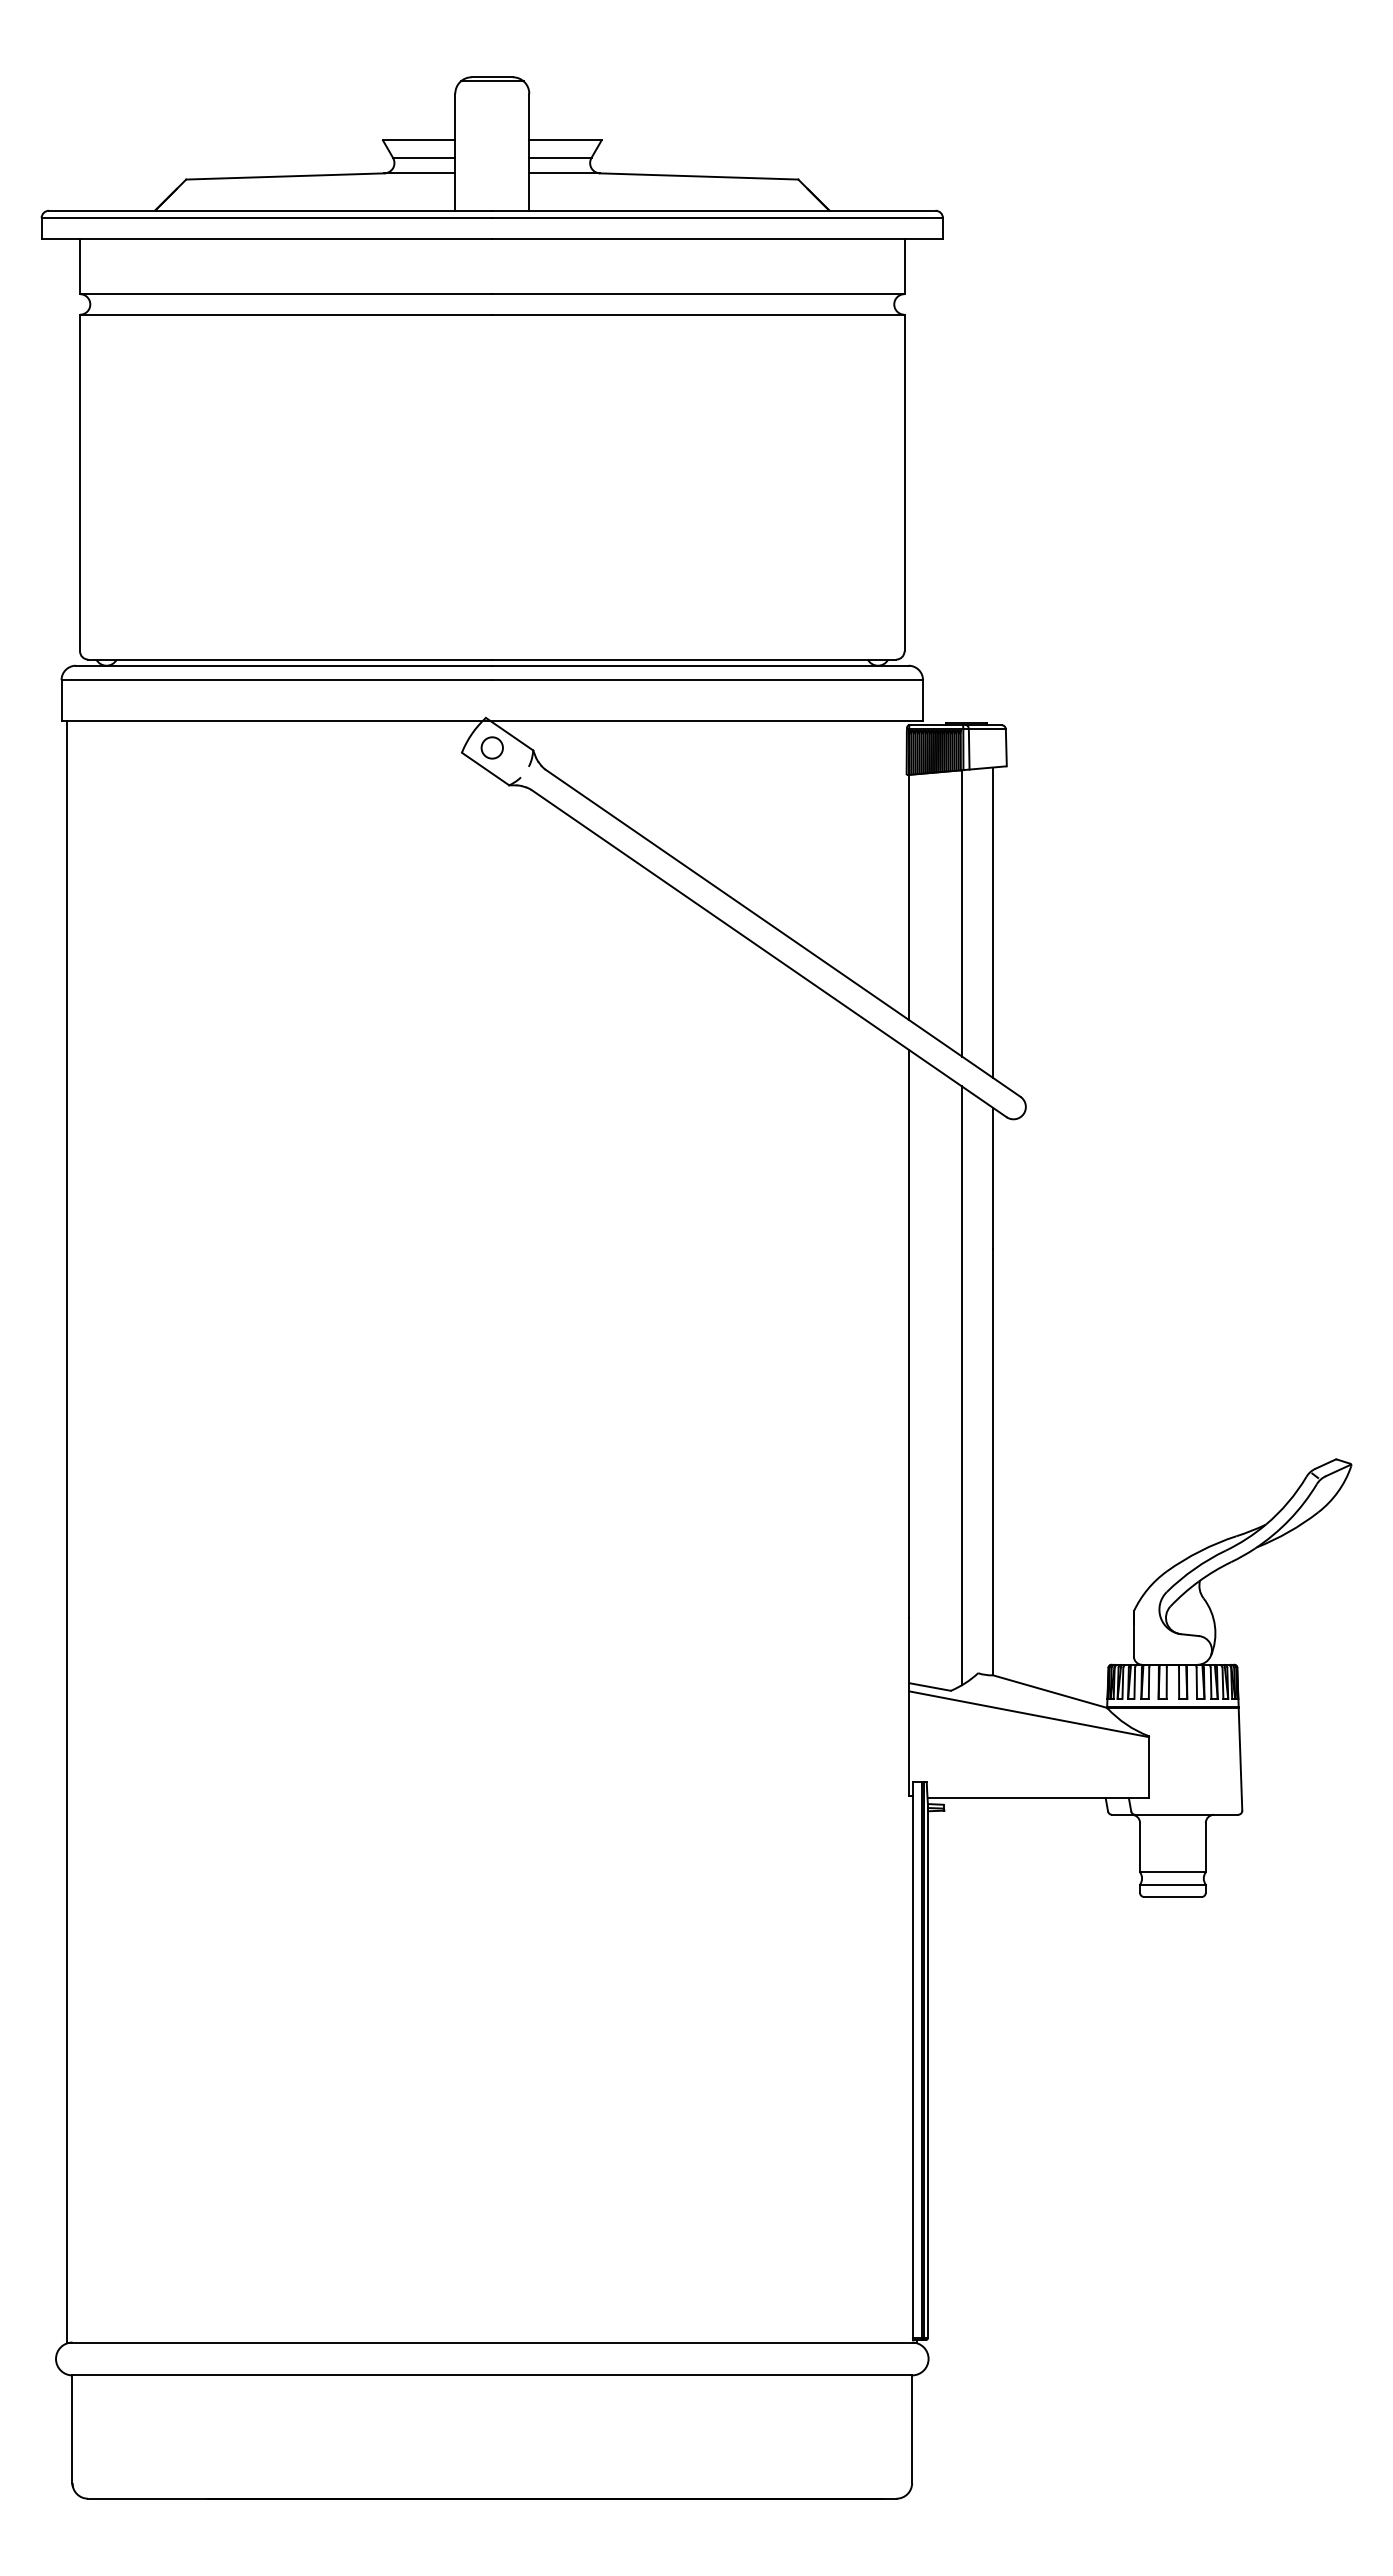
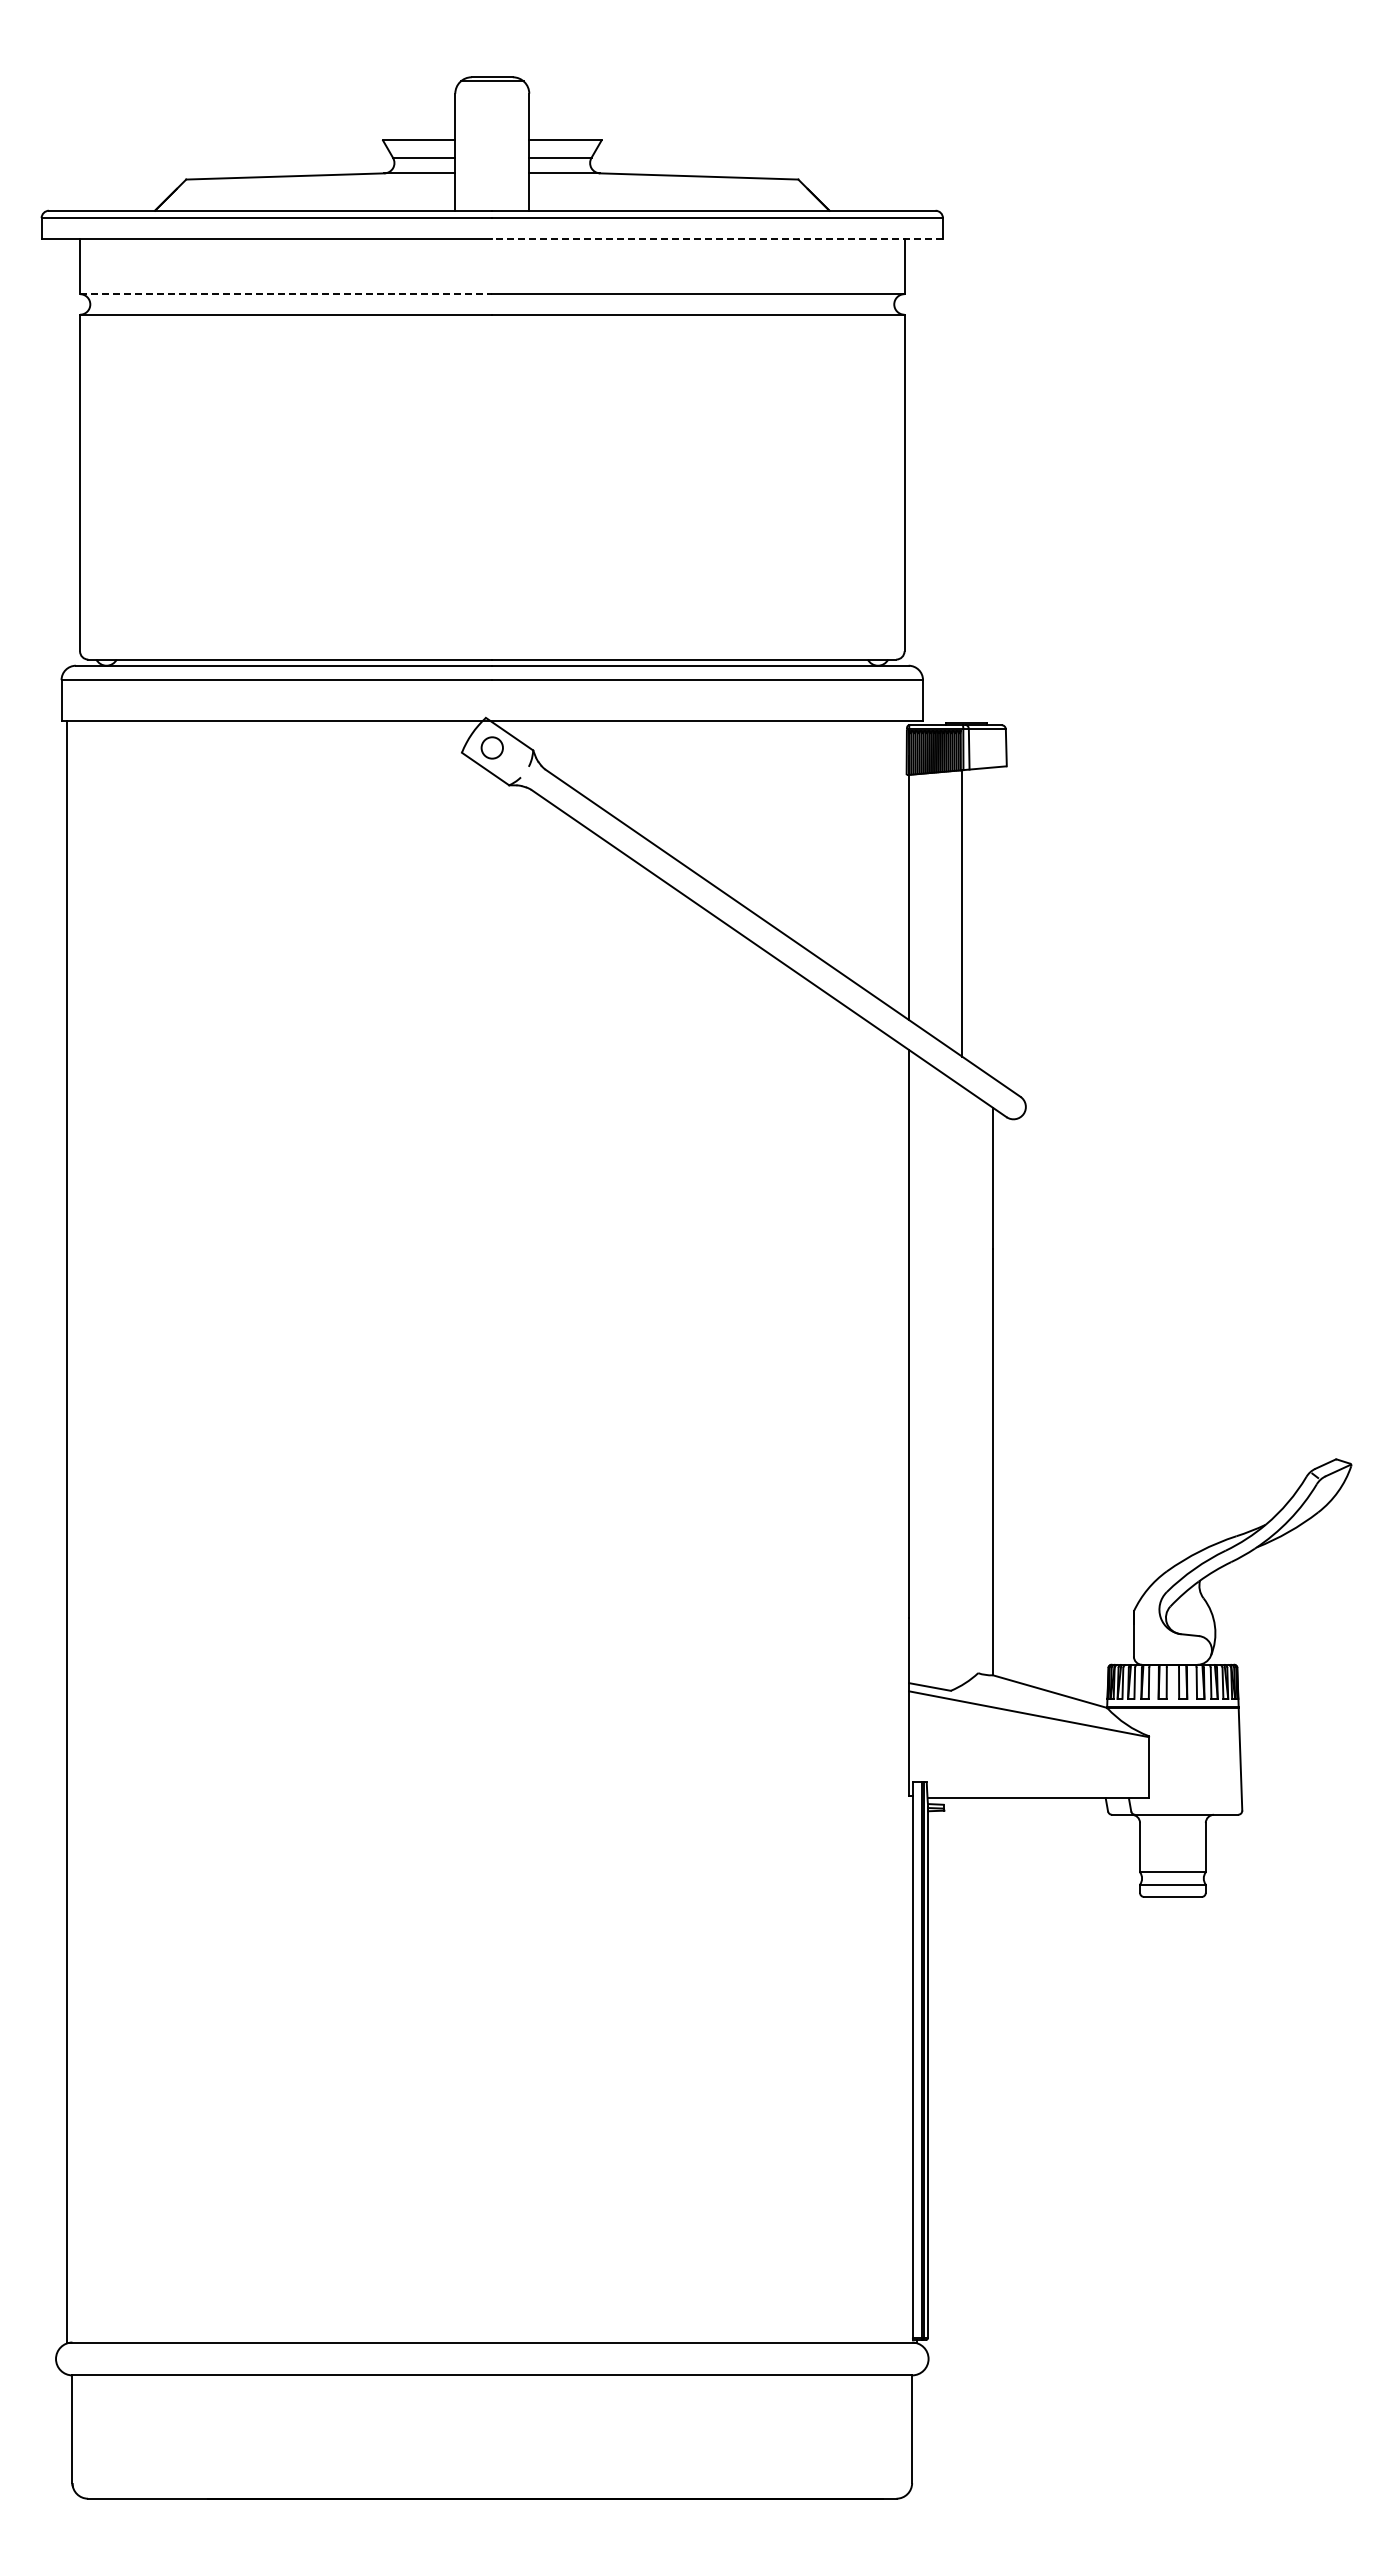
line: solid -> dashed (717, 238)
line: solid -> dashed (286, 294)
line: present -> none (992, 922)
line: present -> none (961, 1385)
